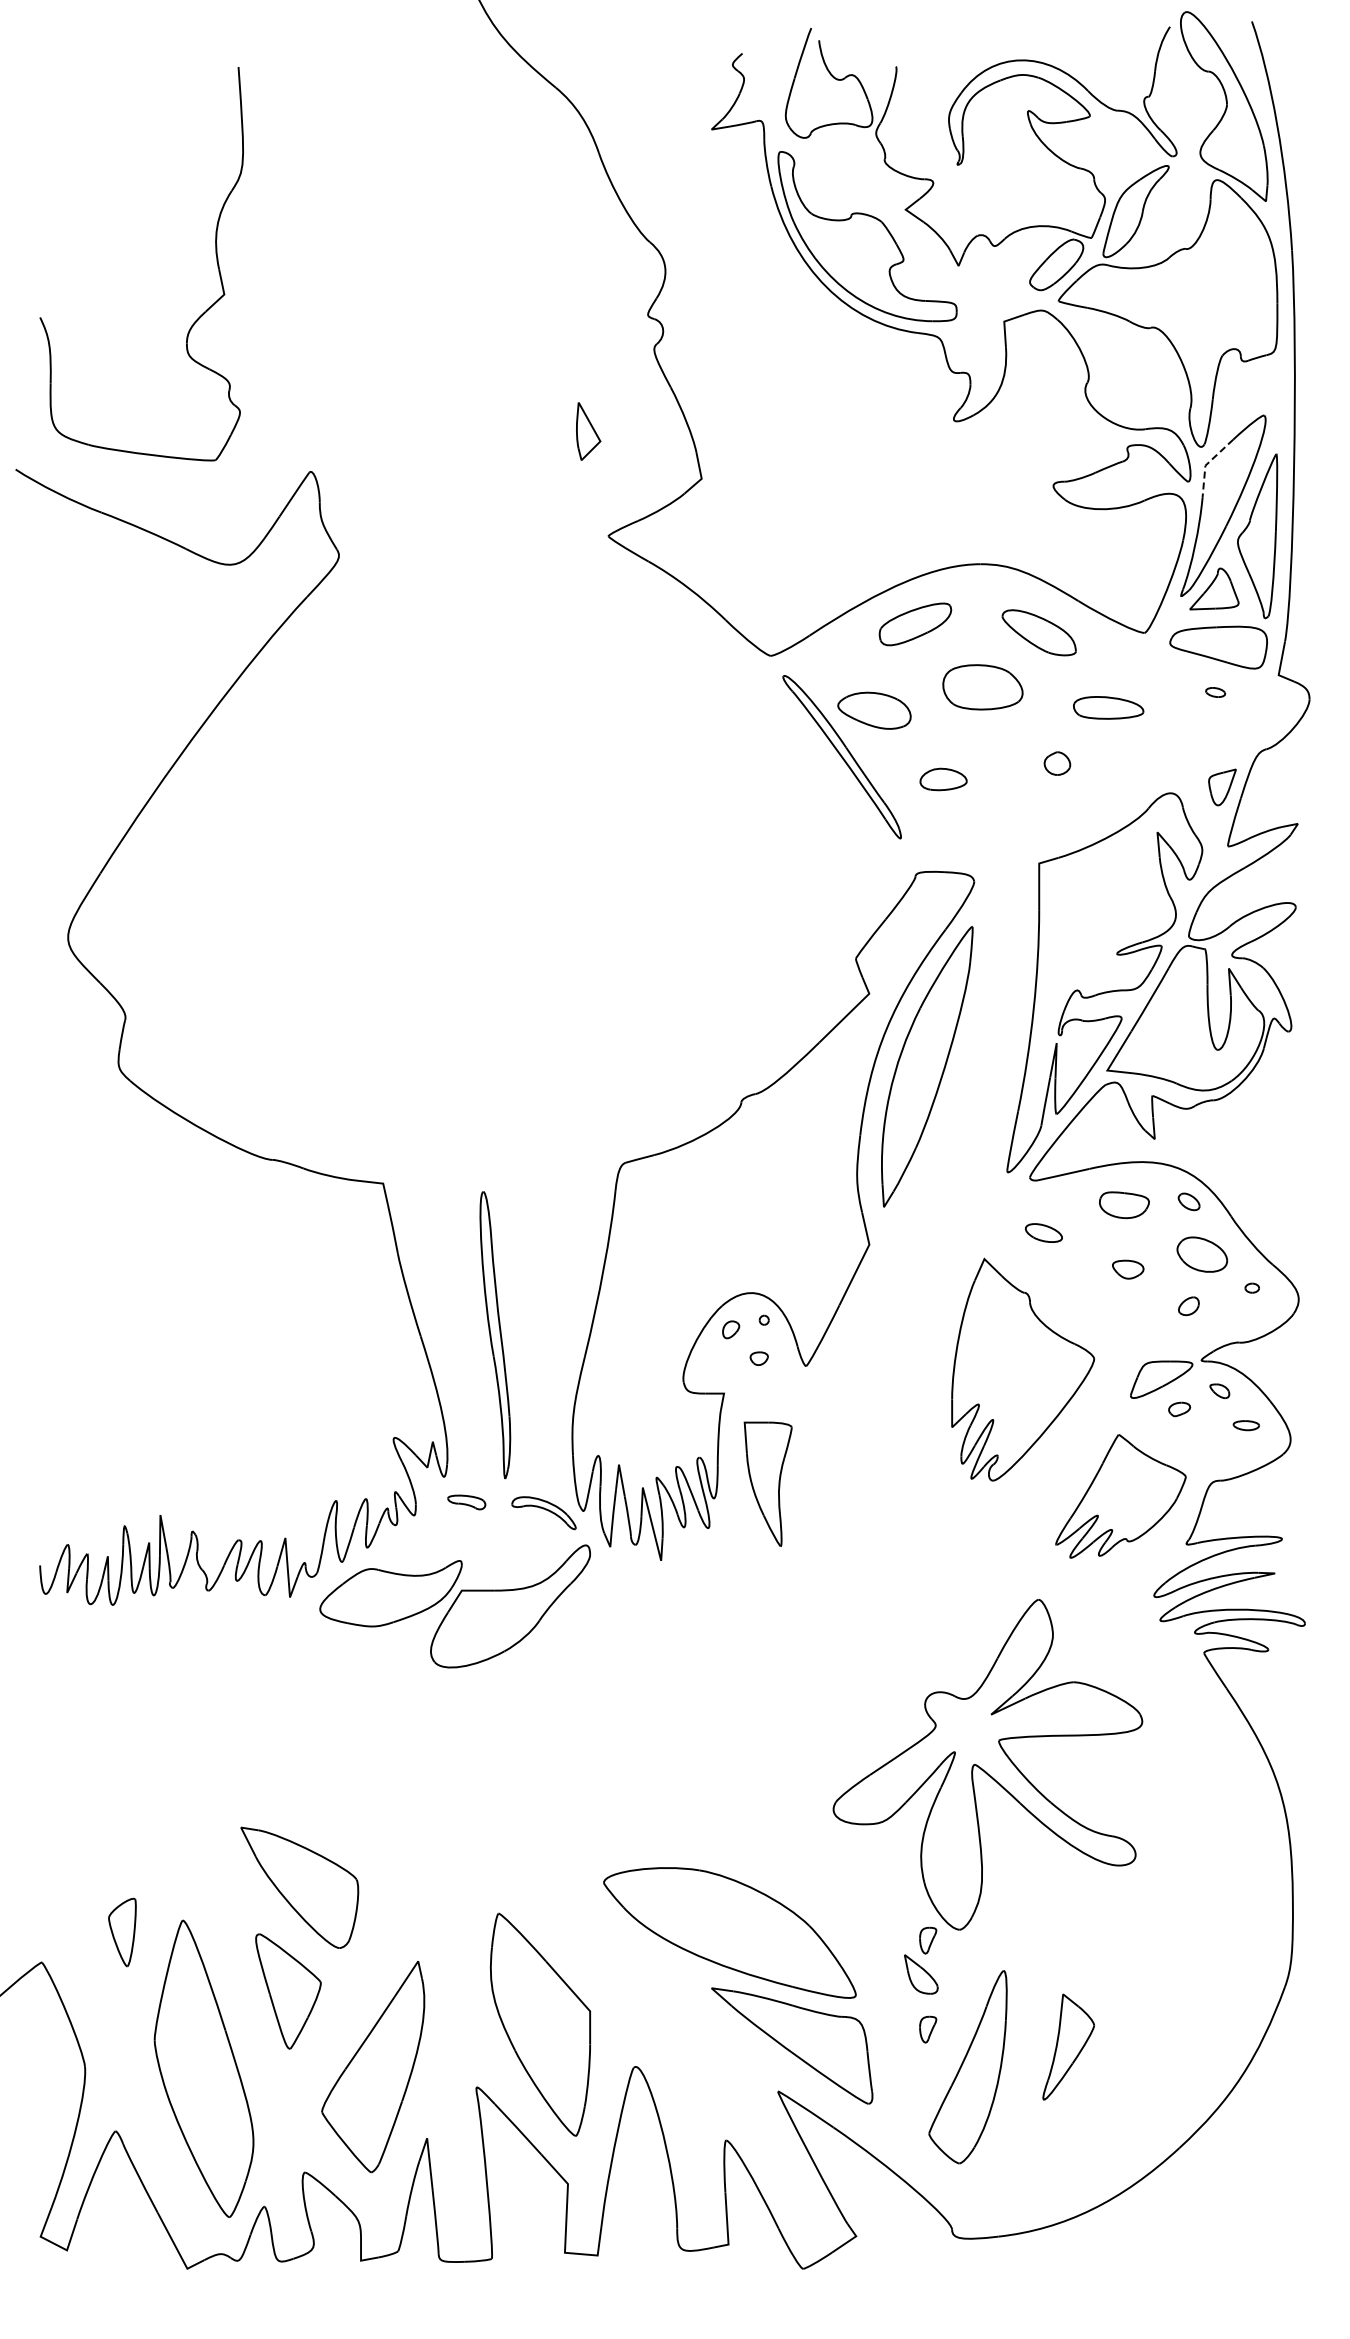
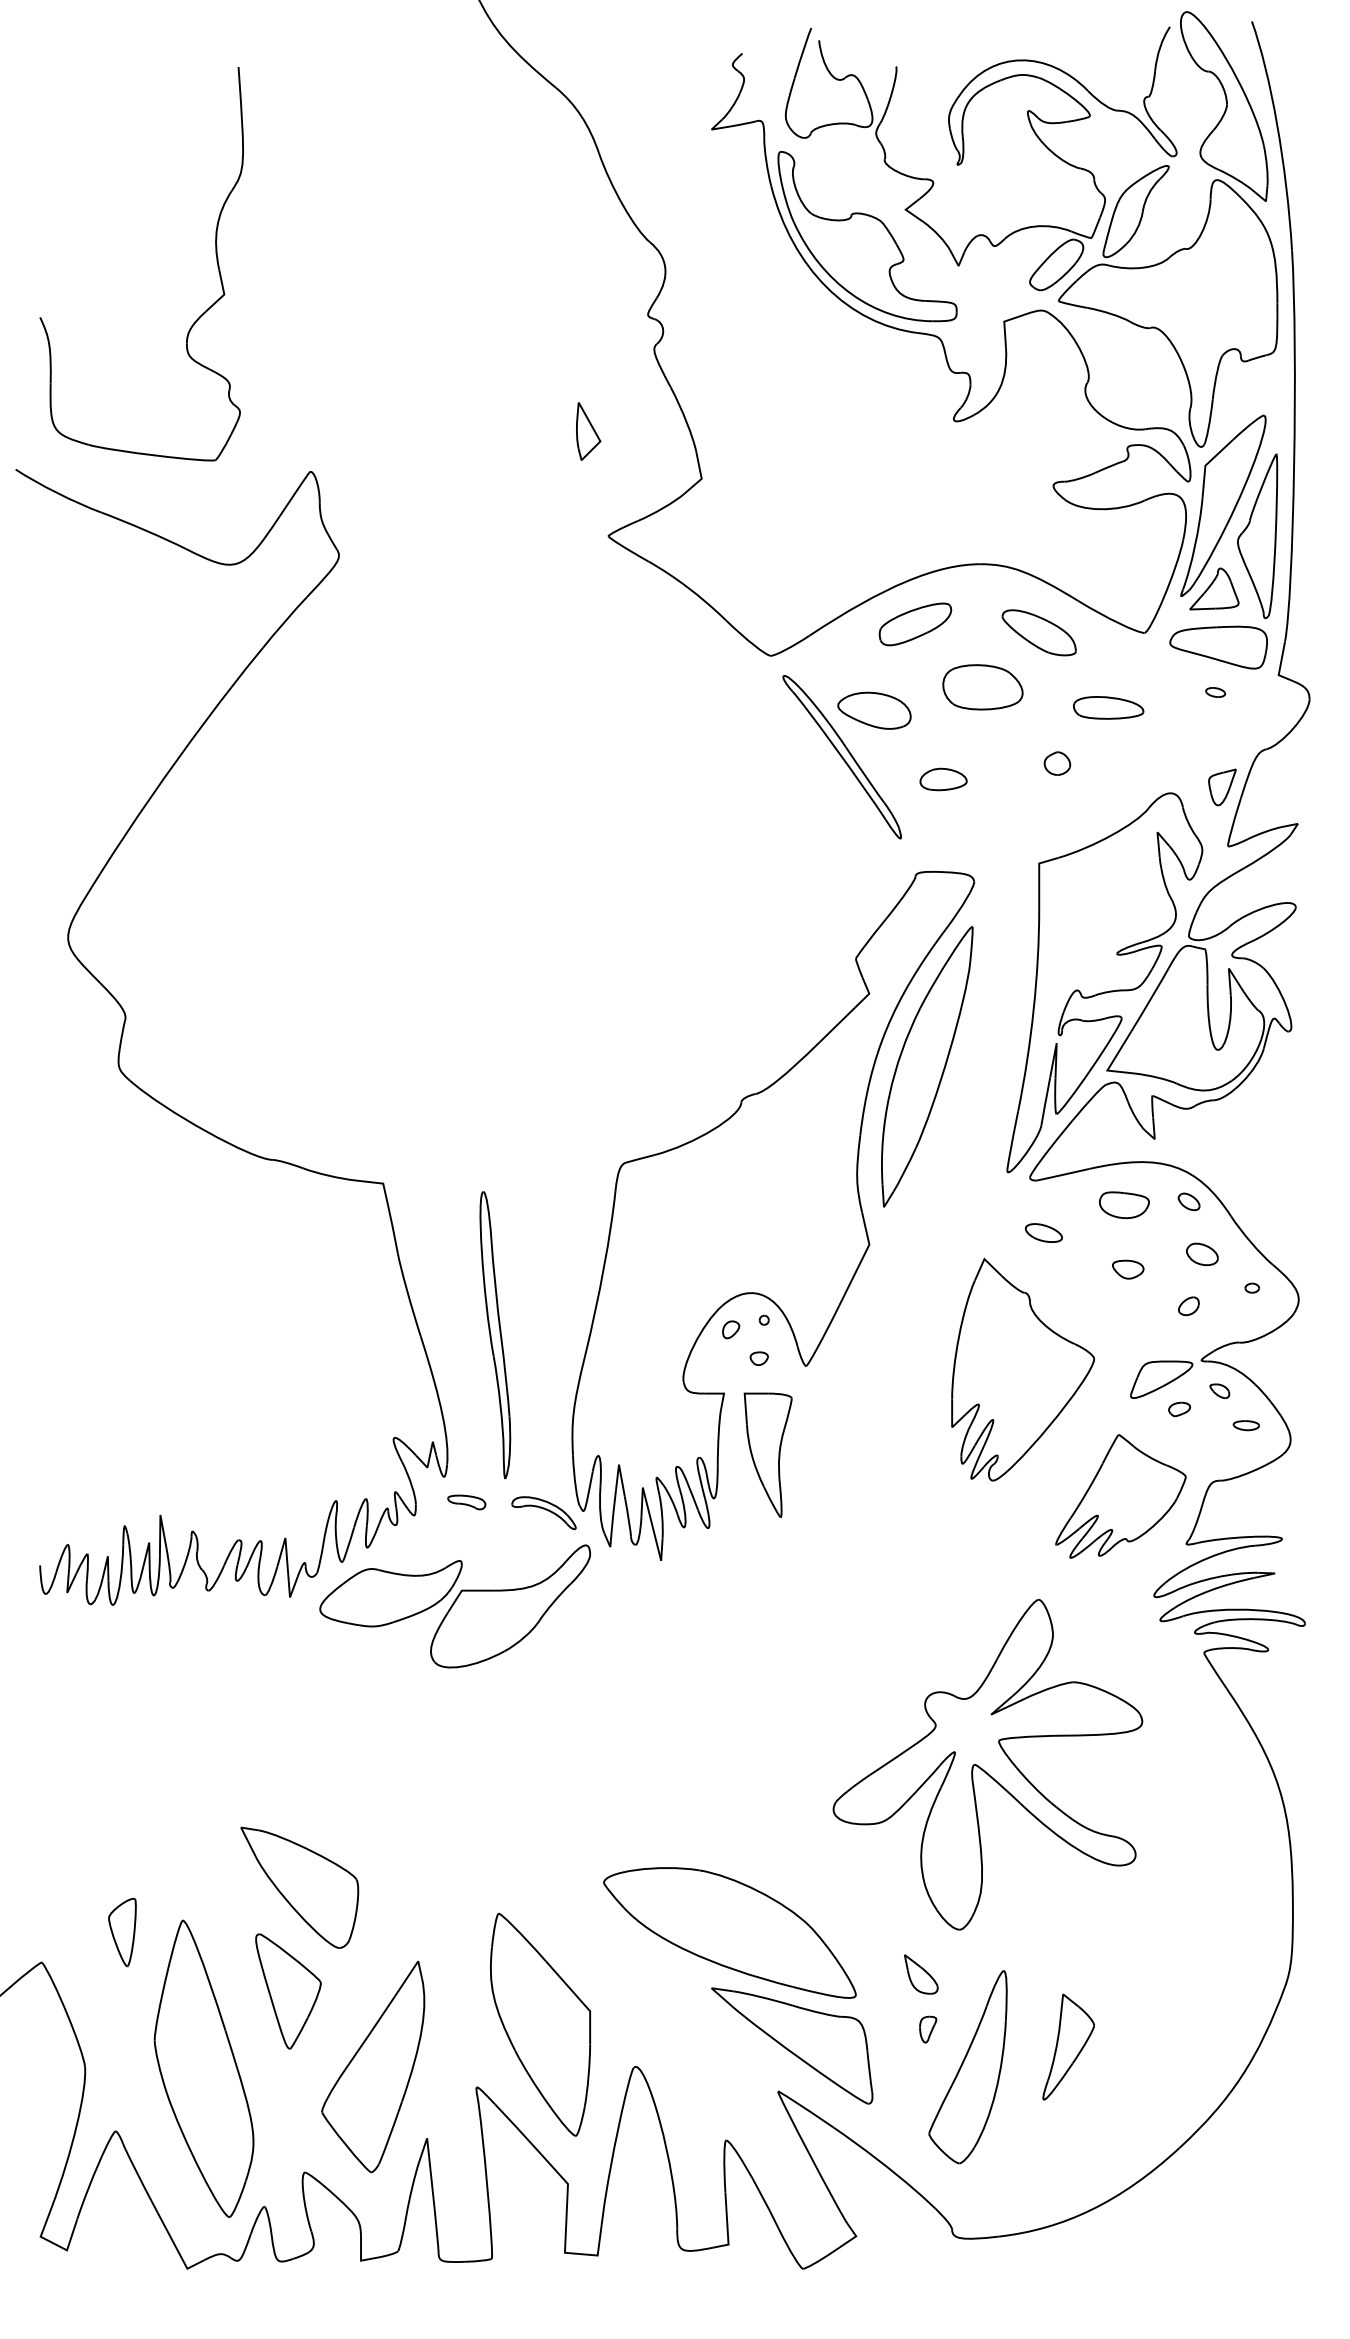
line: dashed -> solid (1206, 464)
part size: 53x37 px -> 33x24 px (1202, 1253)
part position: (767, 1483) -> (767, 1454) (767, 1454)
part: present -> none (928, 1940)
